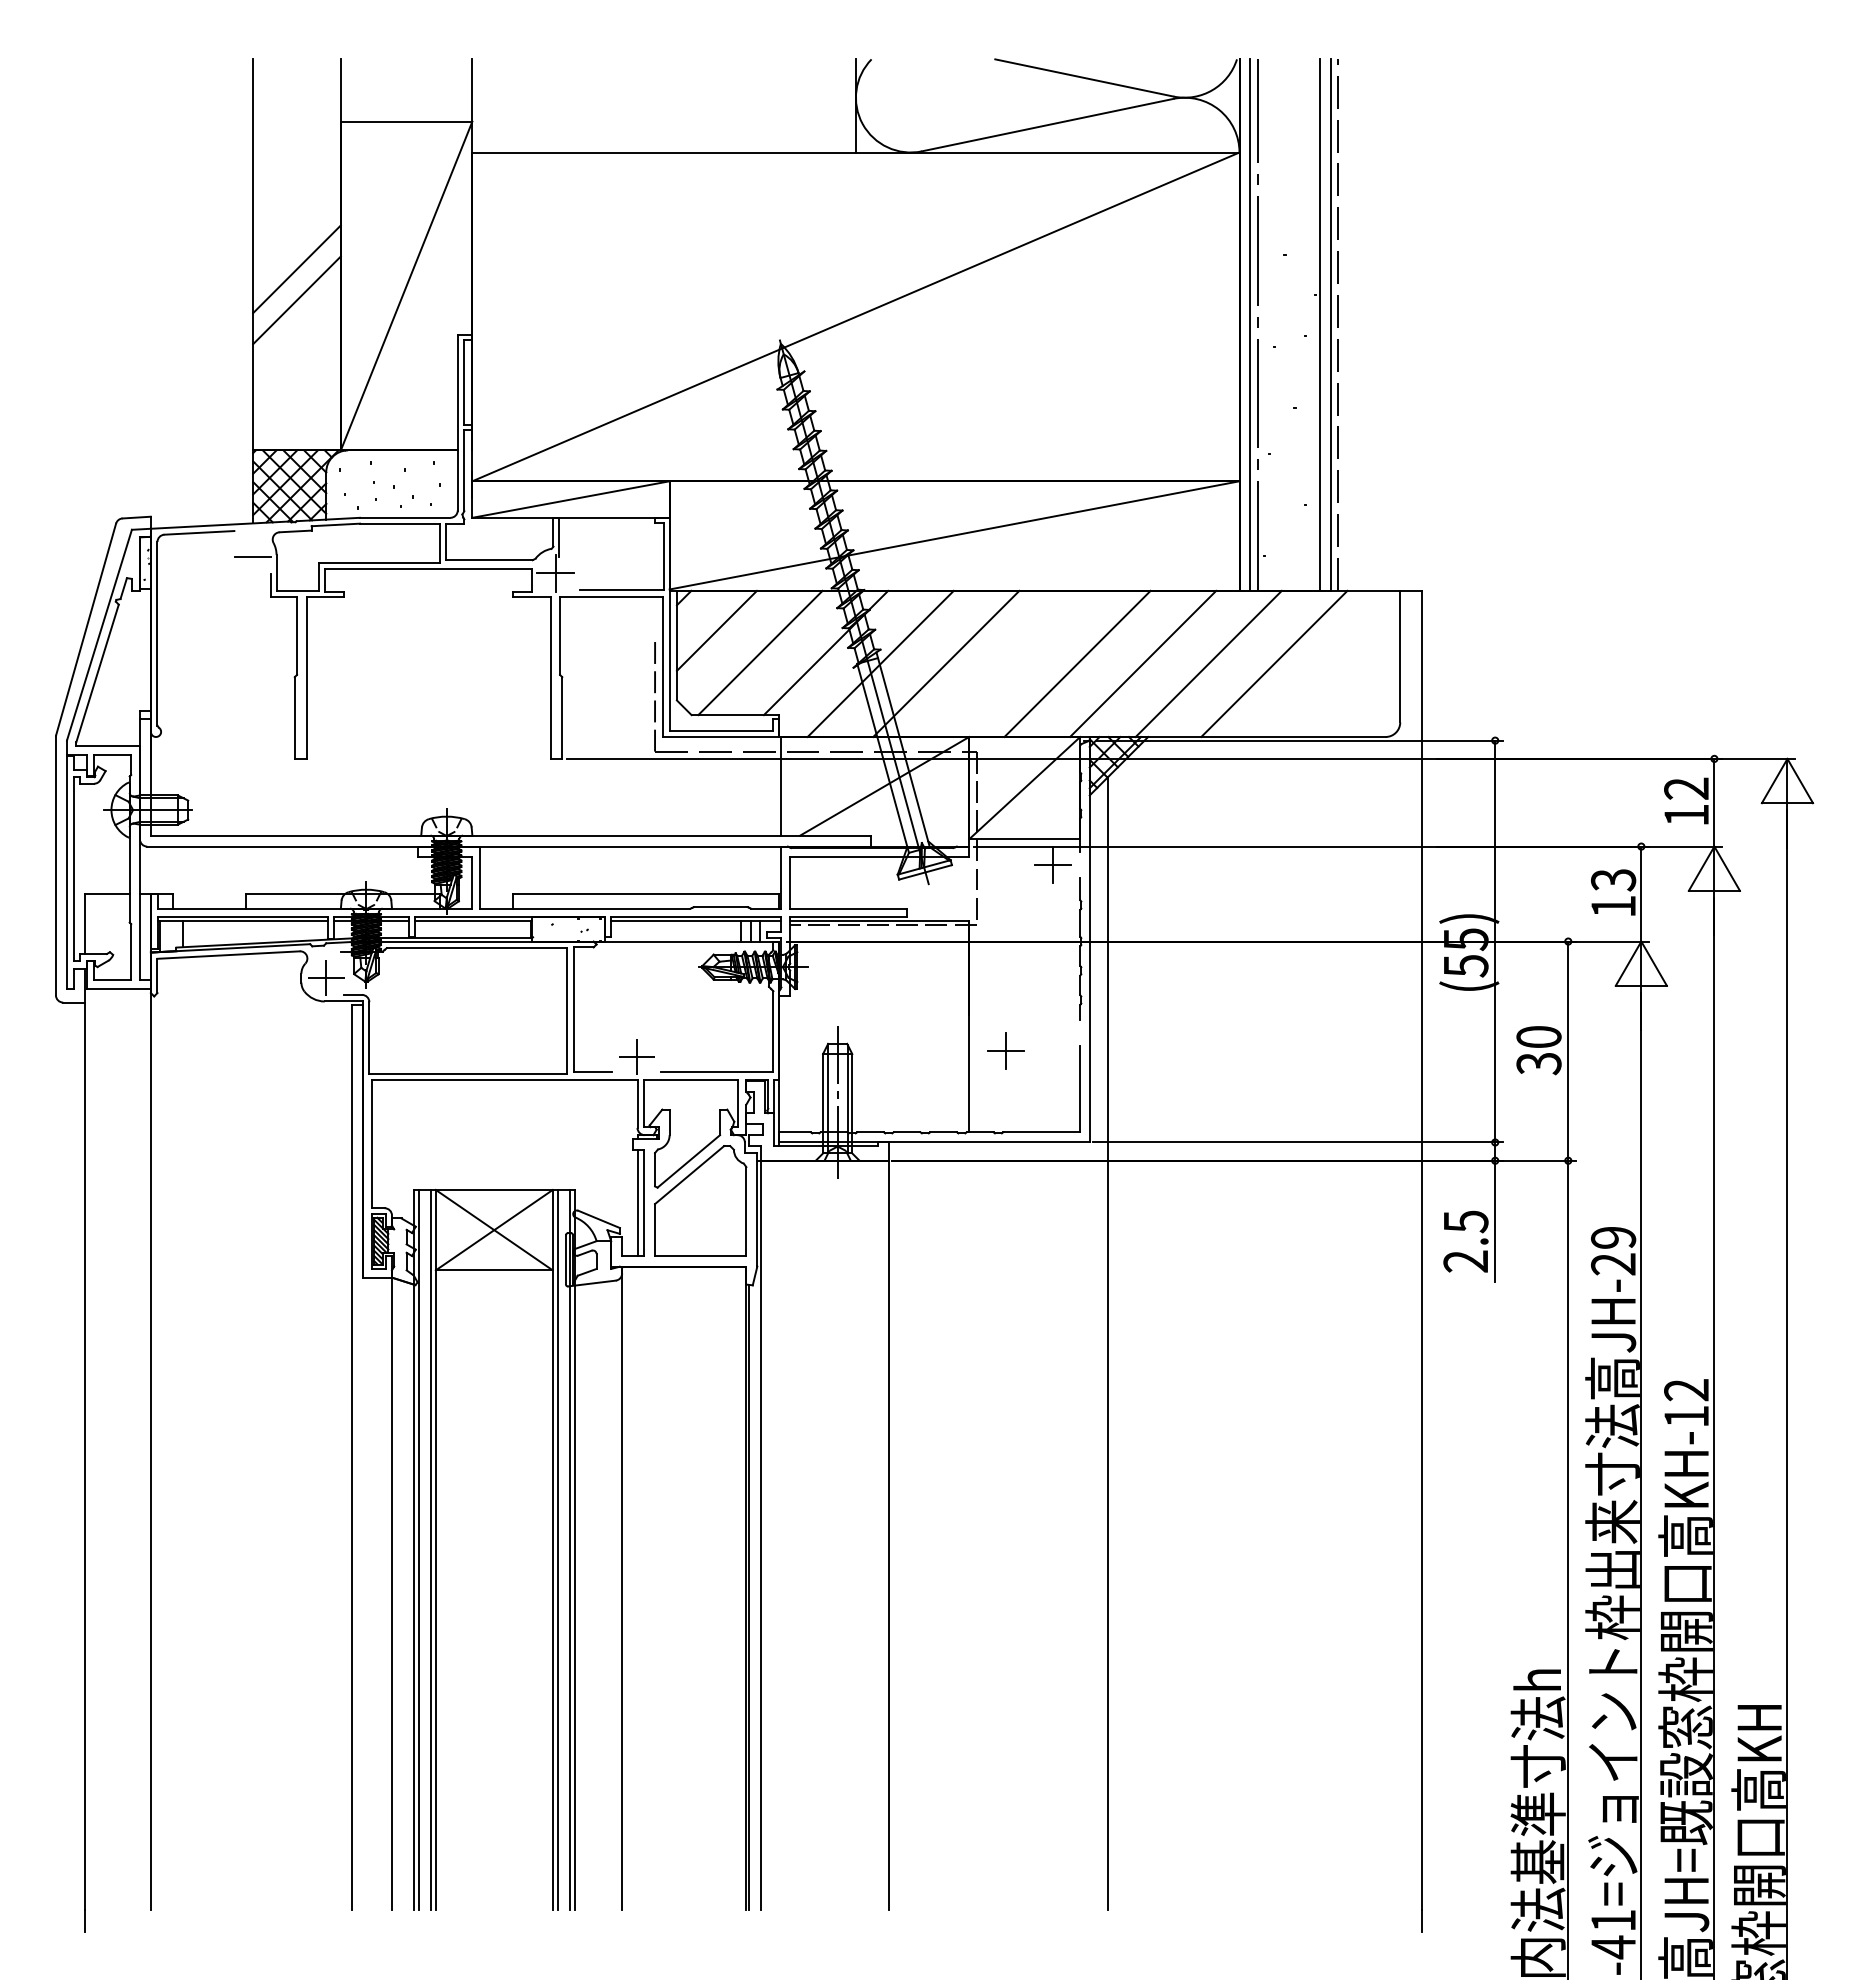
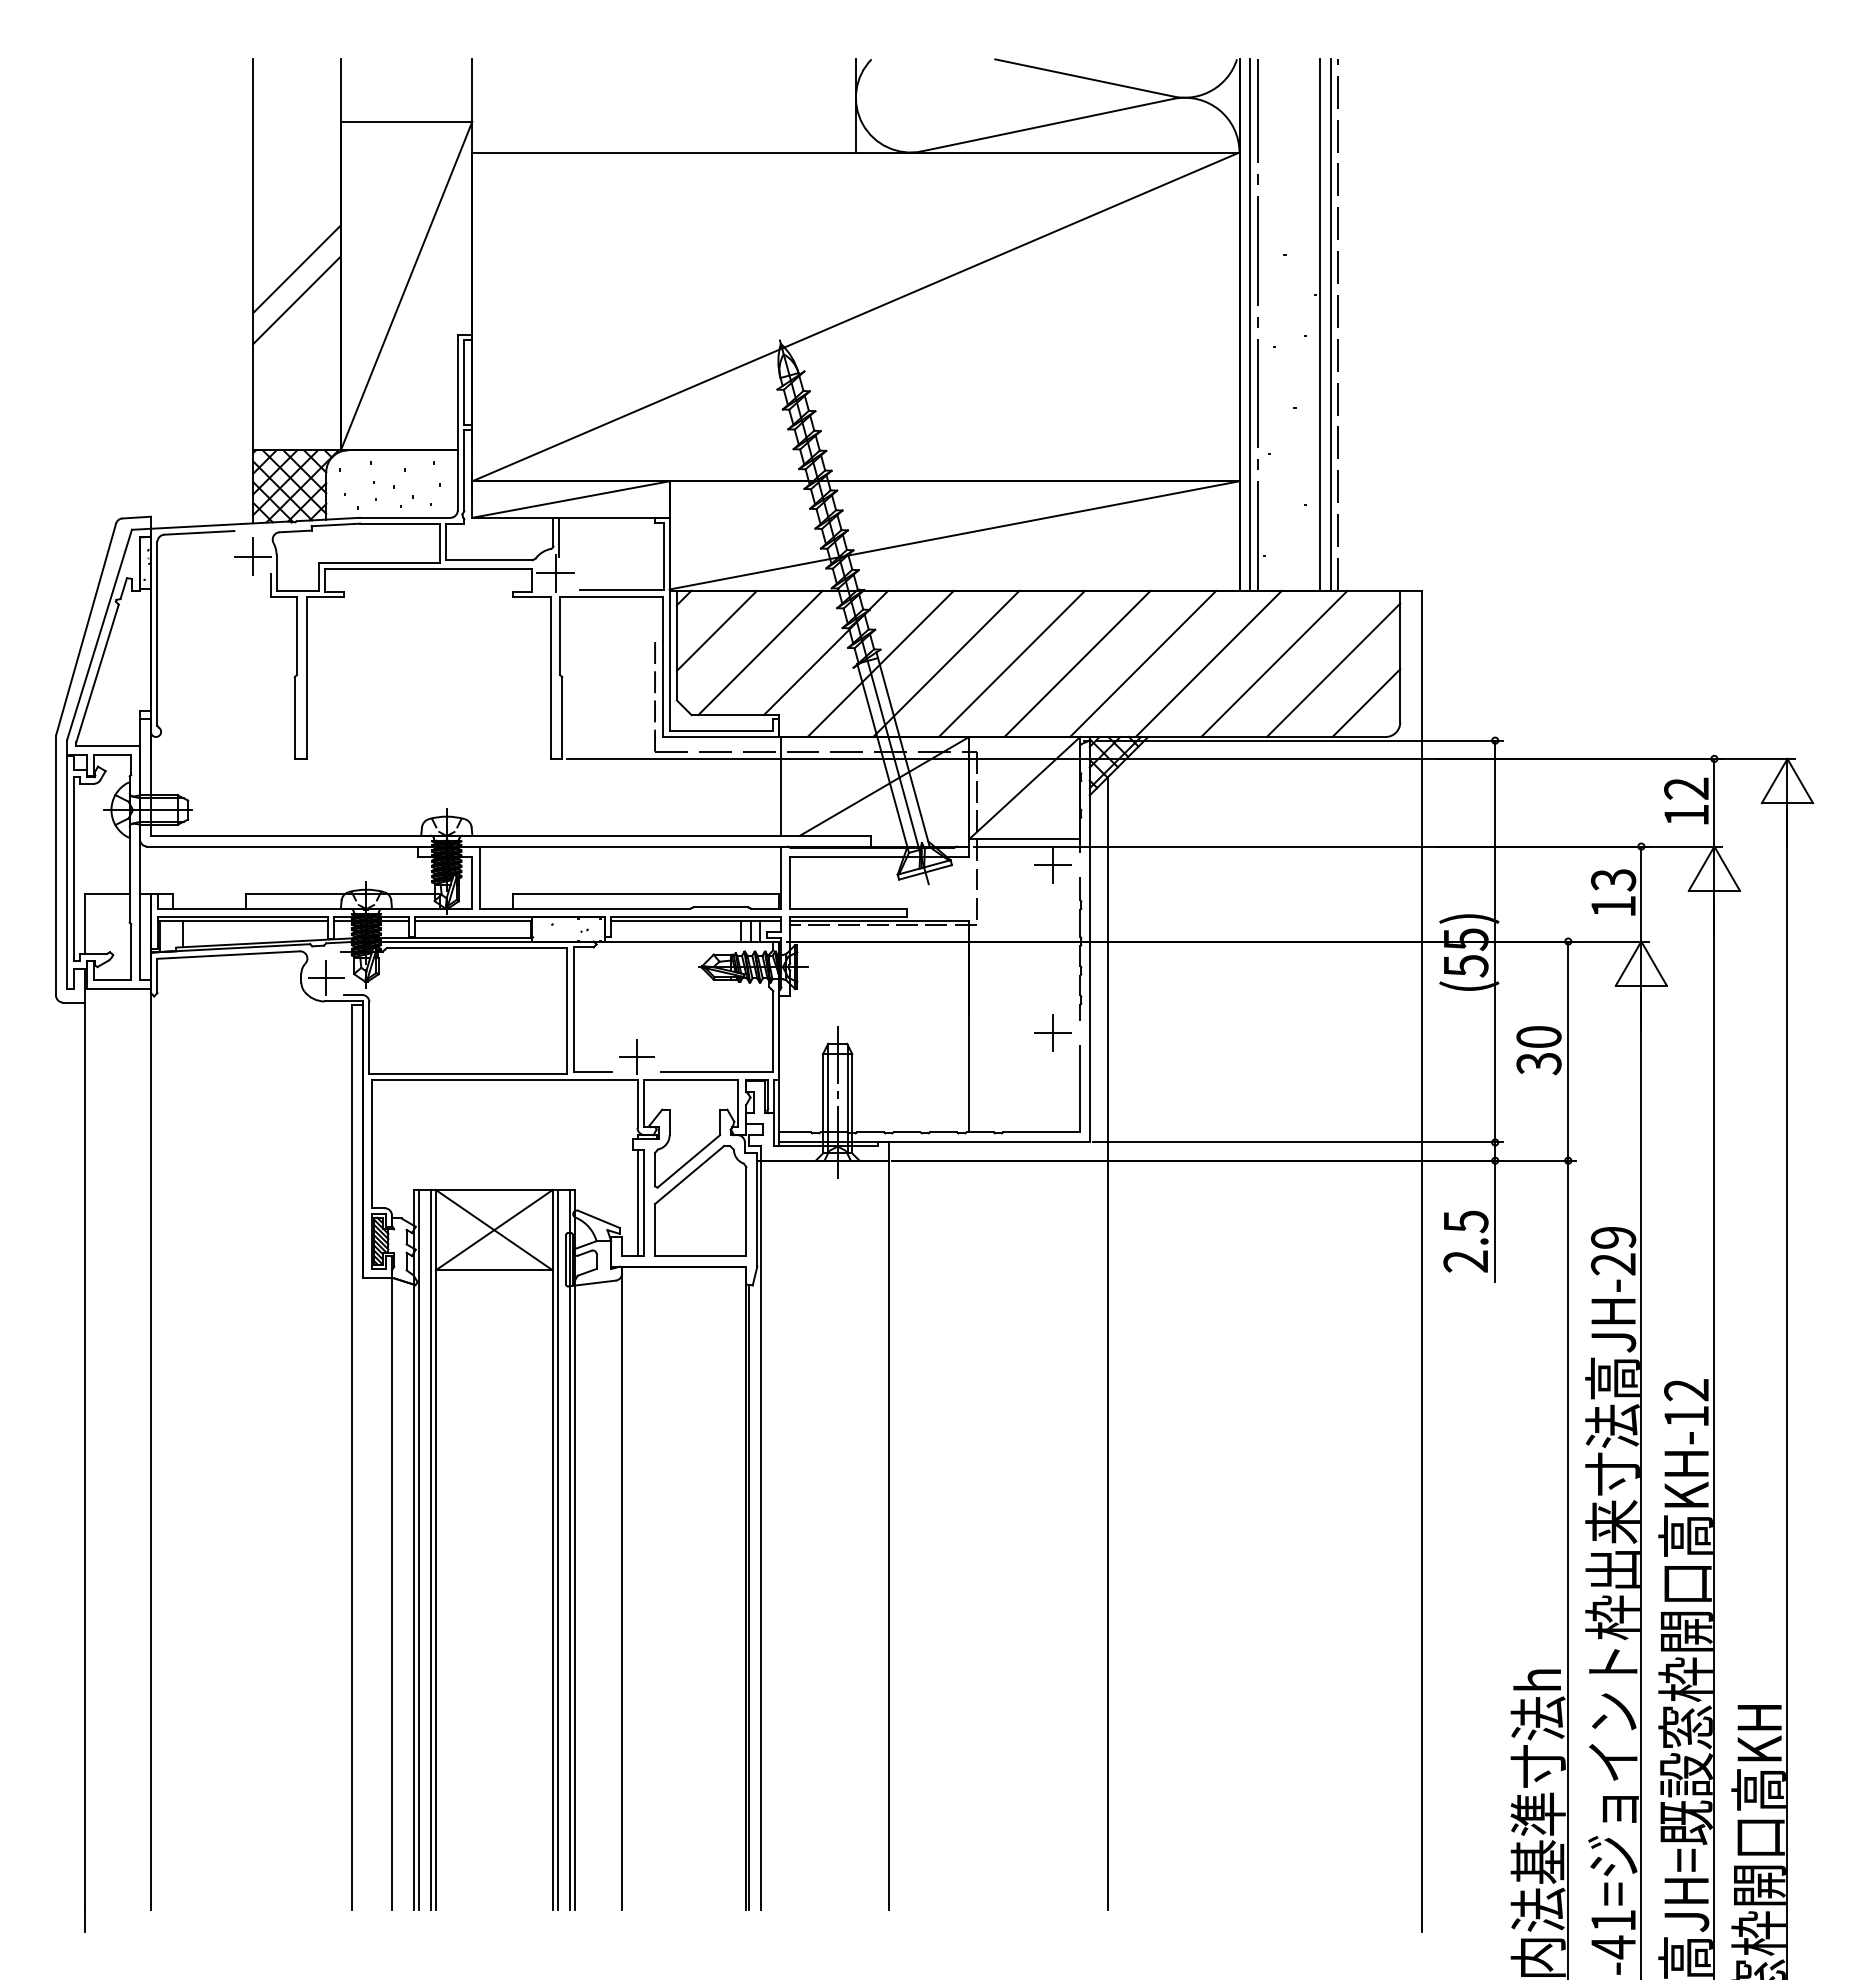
line: none -> present (253, 556)
line: none -> present (1011, 663)
line: none -> present (1333, 670)
line: none -> present (1366, 703)
part position: (1005, 1050) -> (1052, 1032) (1052, 1032)
